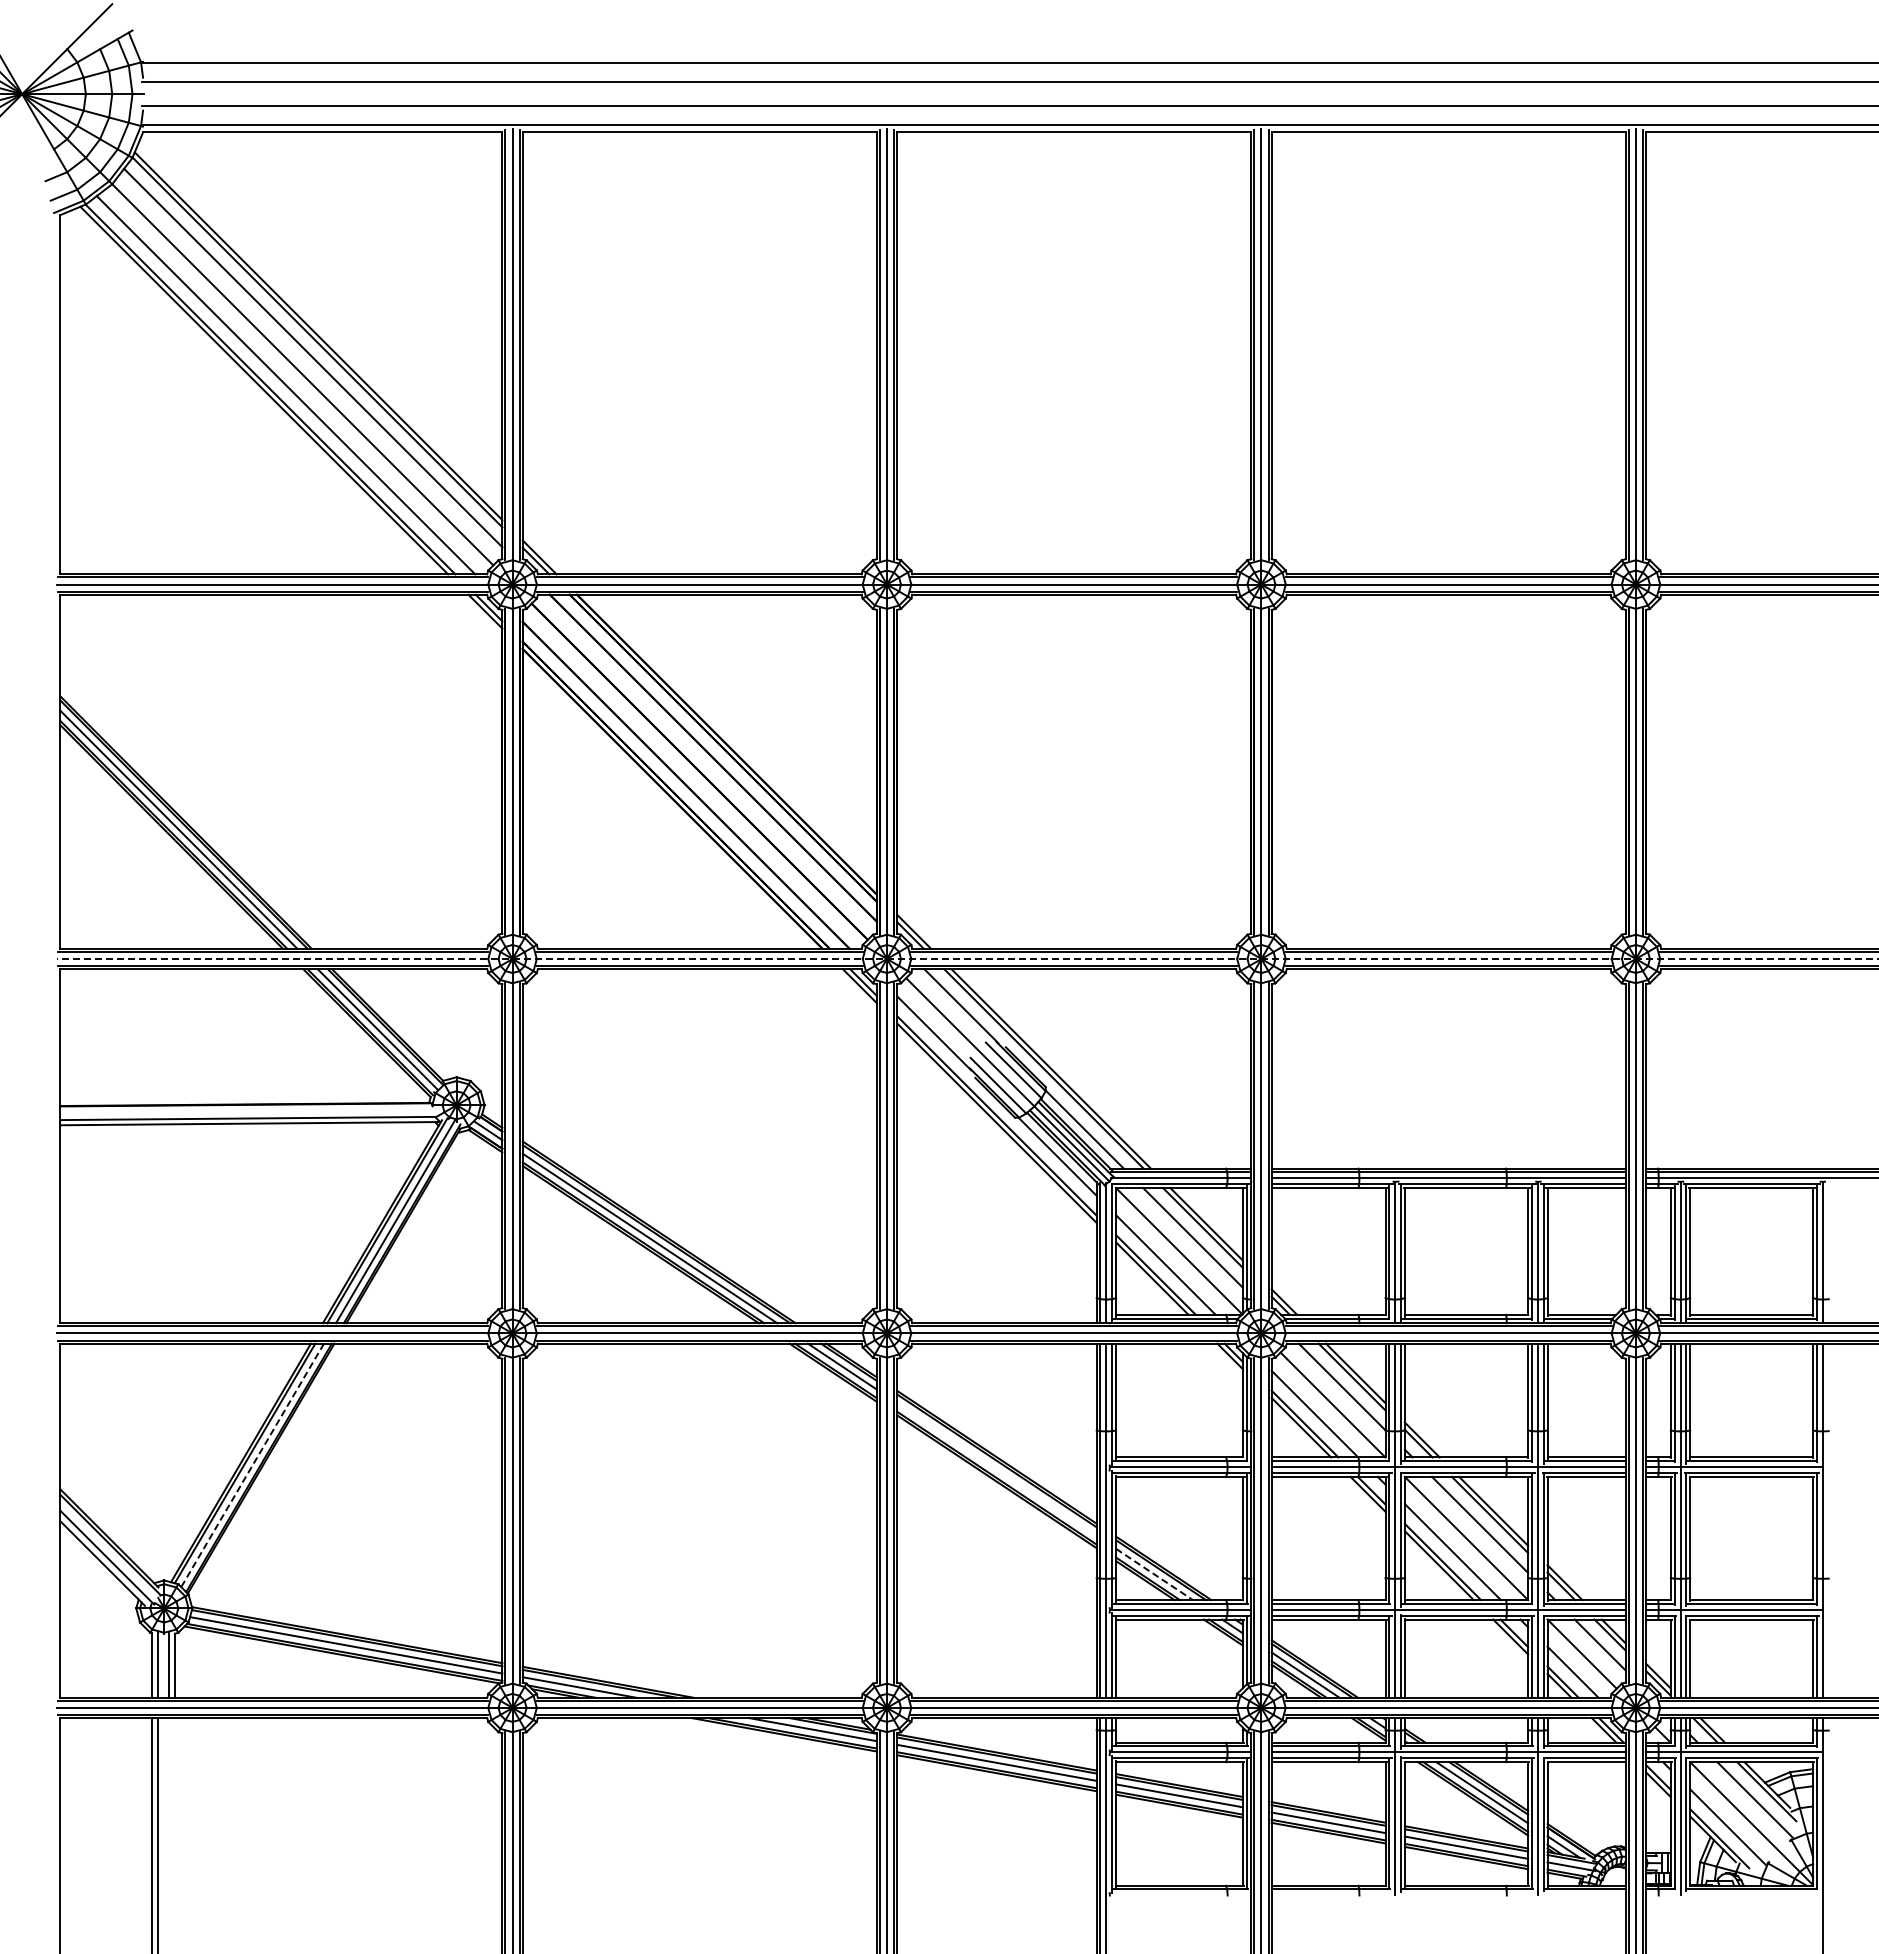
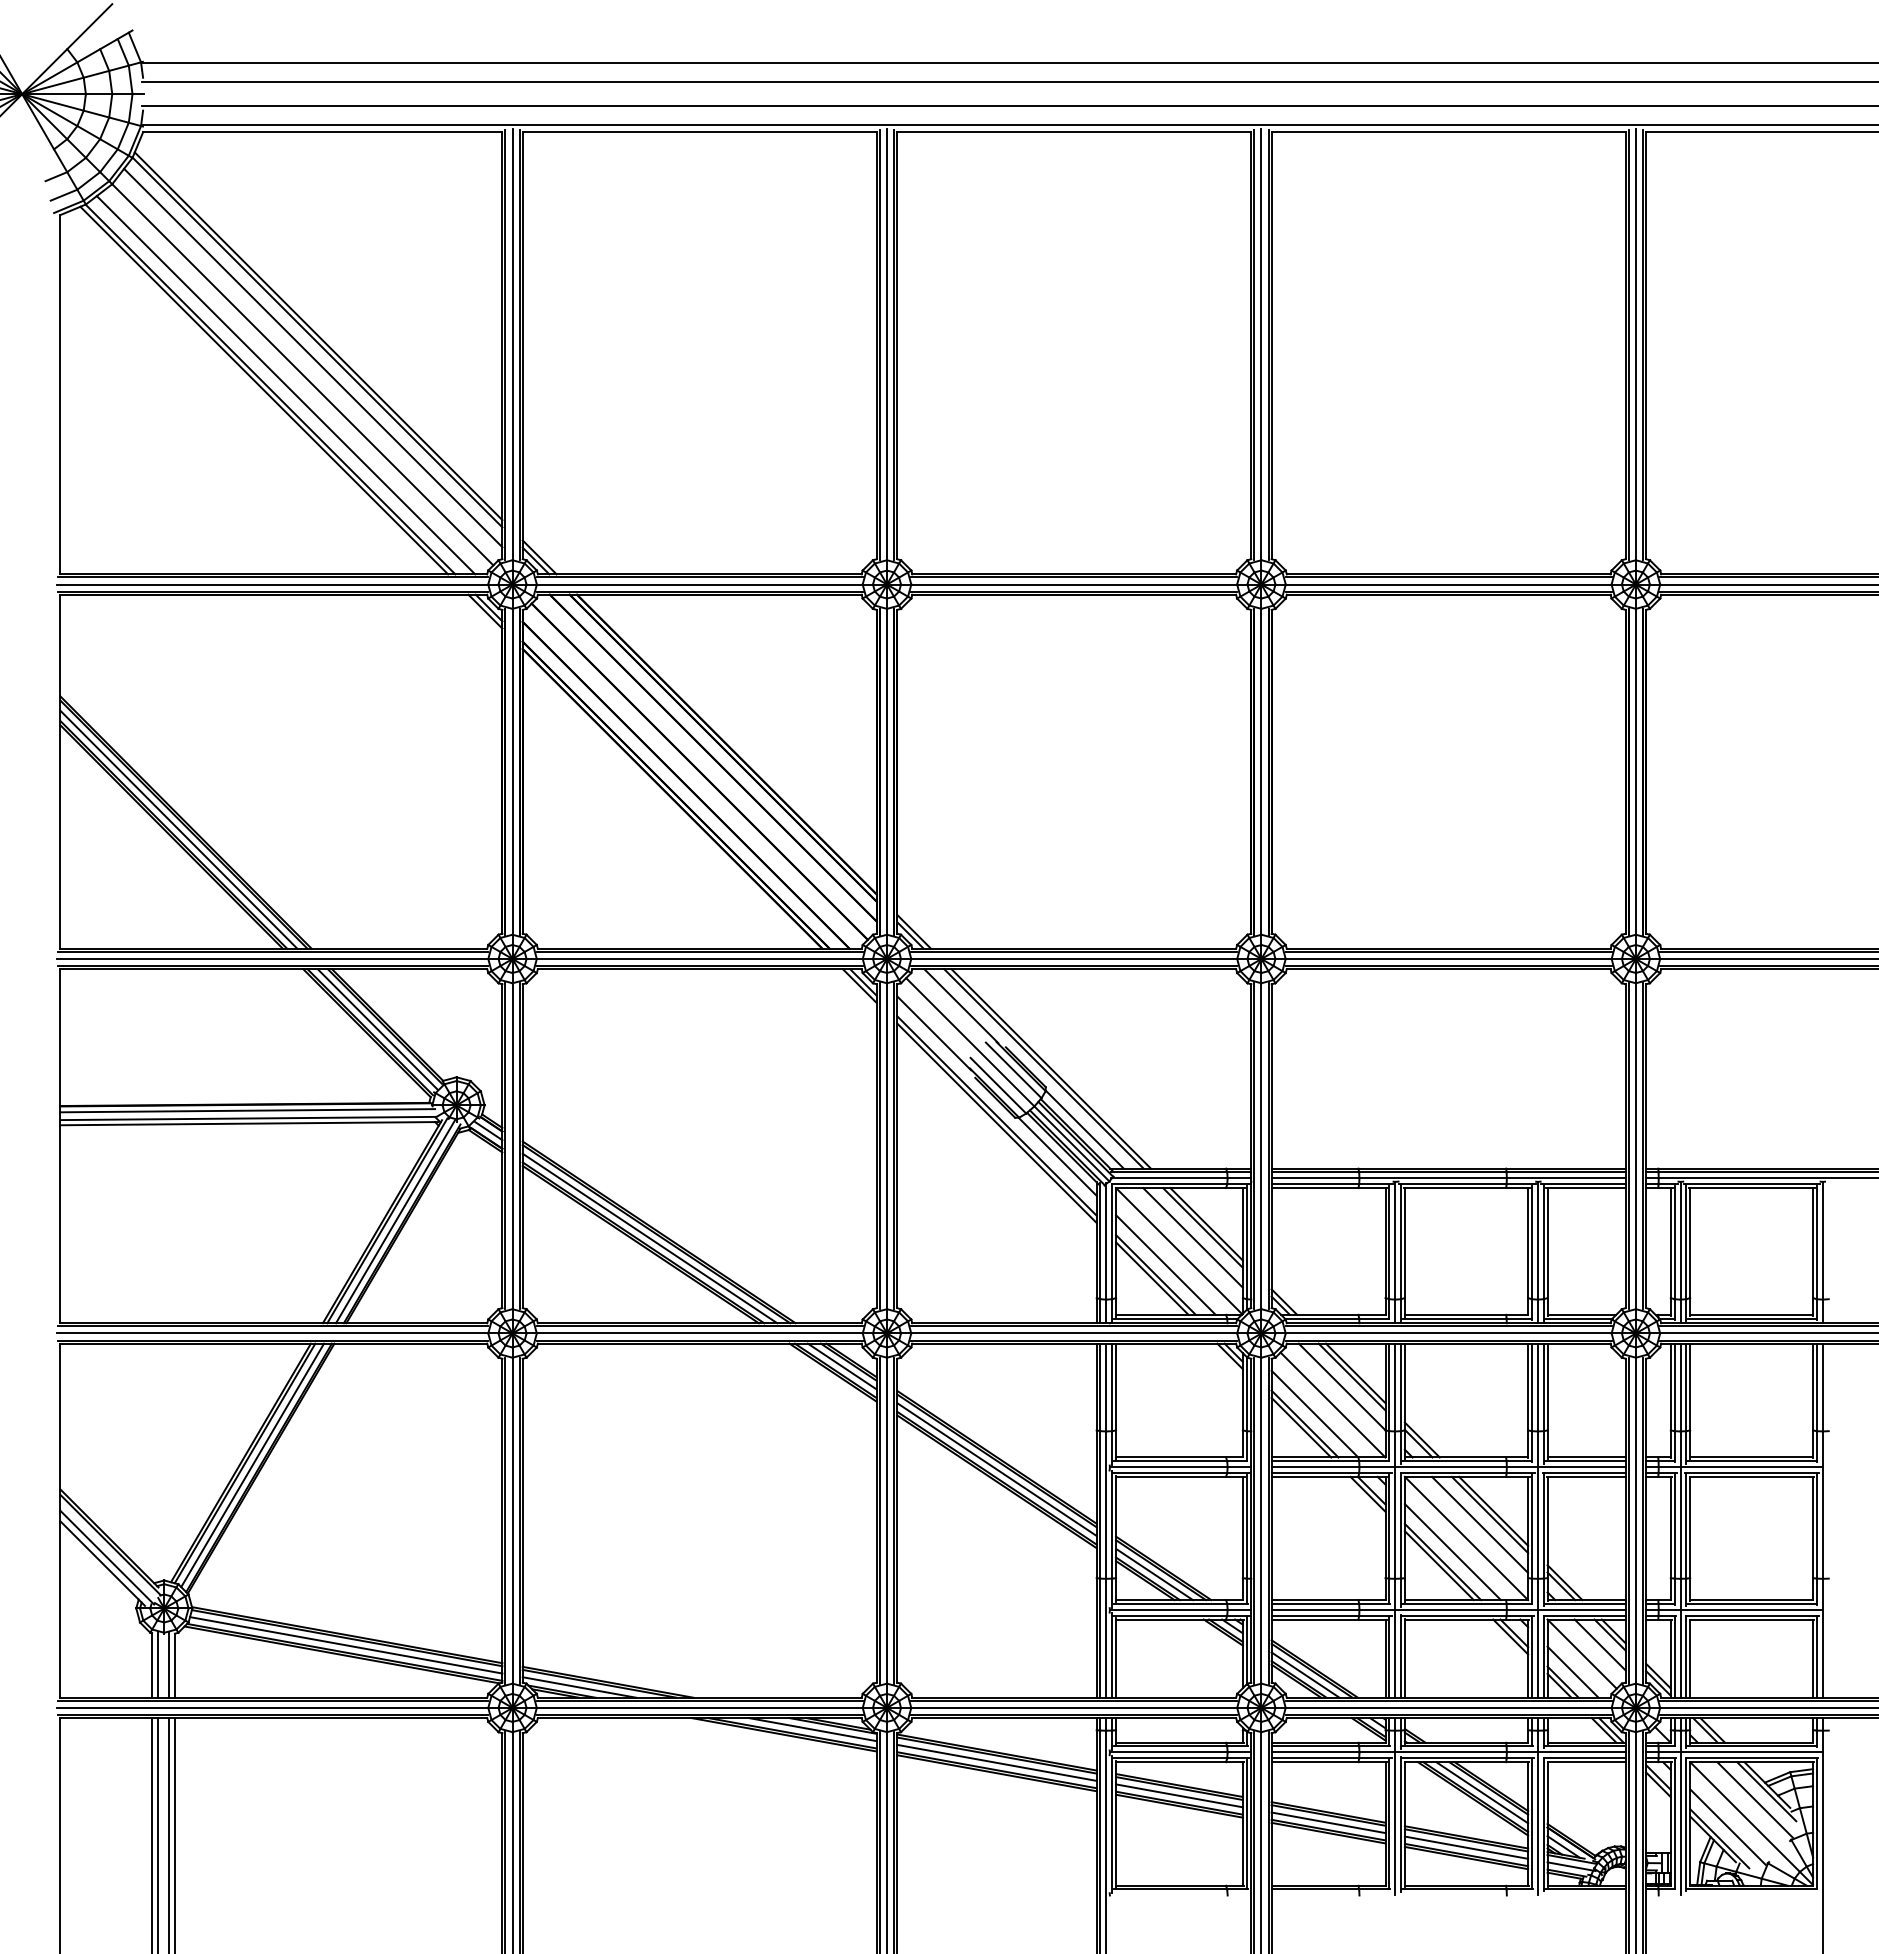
line: dashed -> solid (967, 959)
line: none -> present (247, 1110)
line: dashed -> solid (252, 1465)
line: none -> present (996, 1469)
line: dashed -> solid (1154, 1574)
line: none -> present (169, 1834)
line: none -> present (175, 1834)
